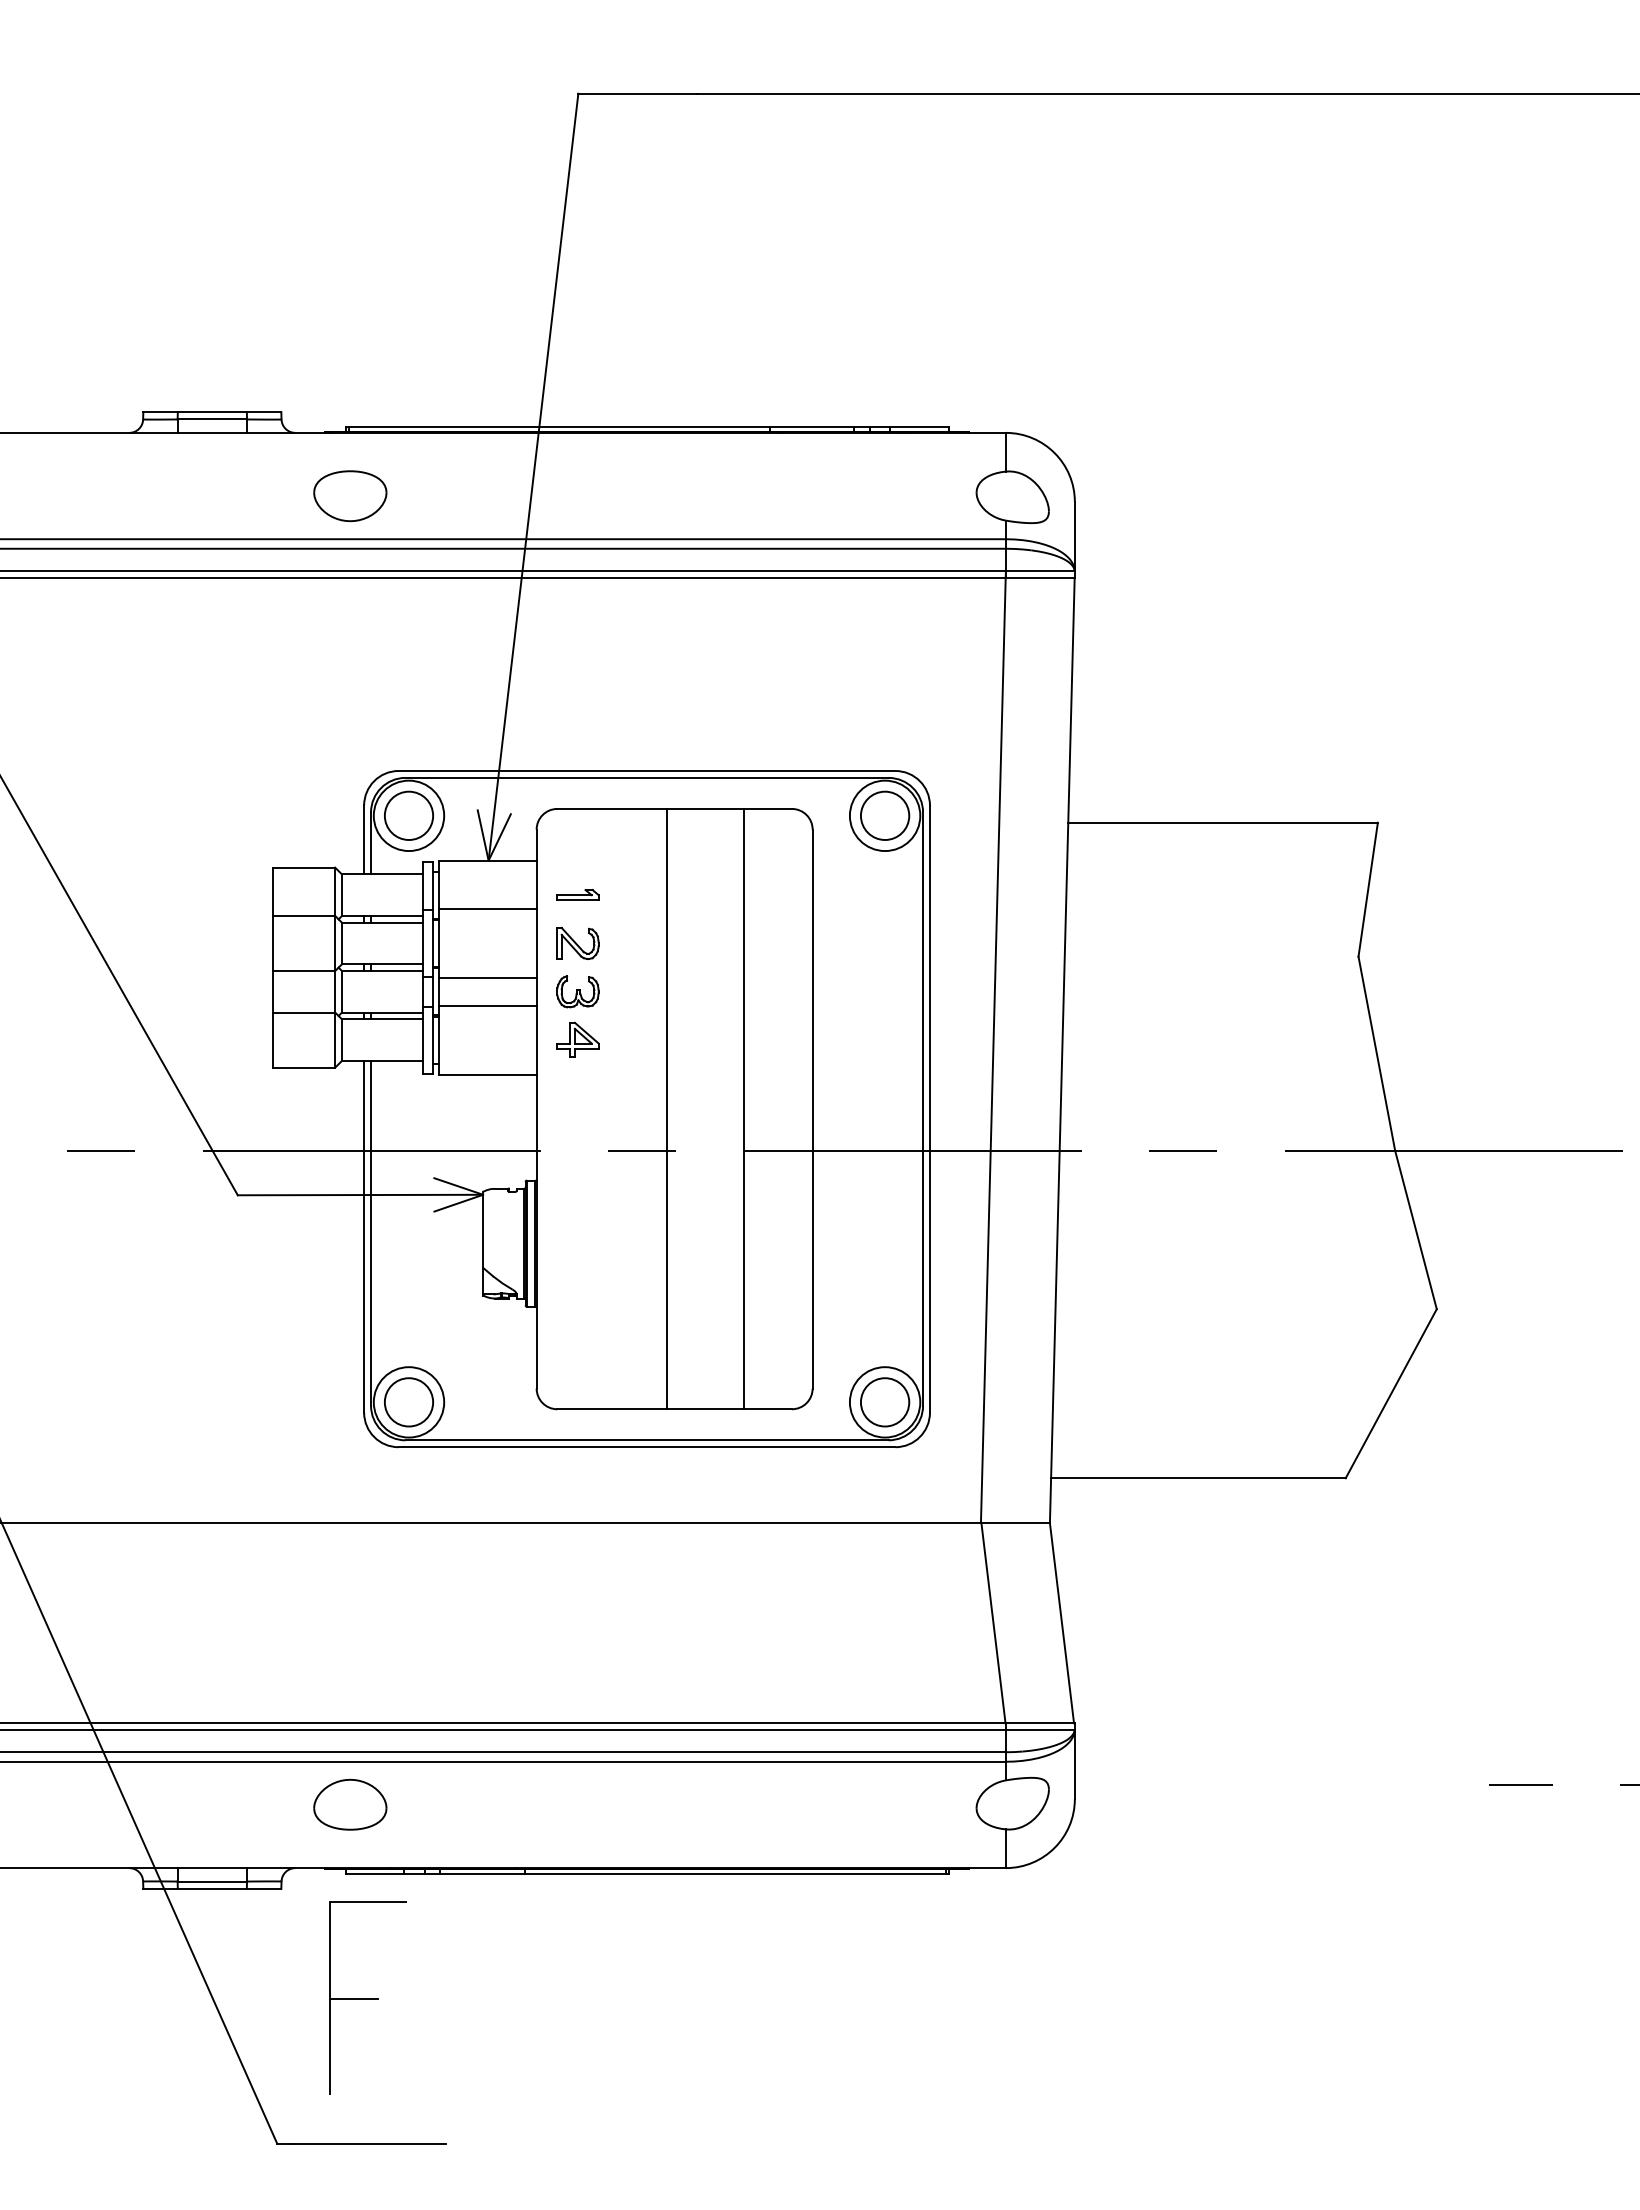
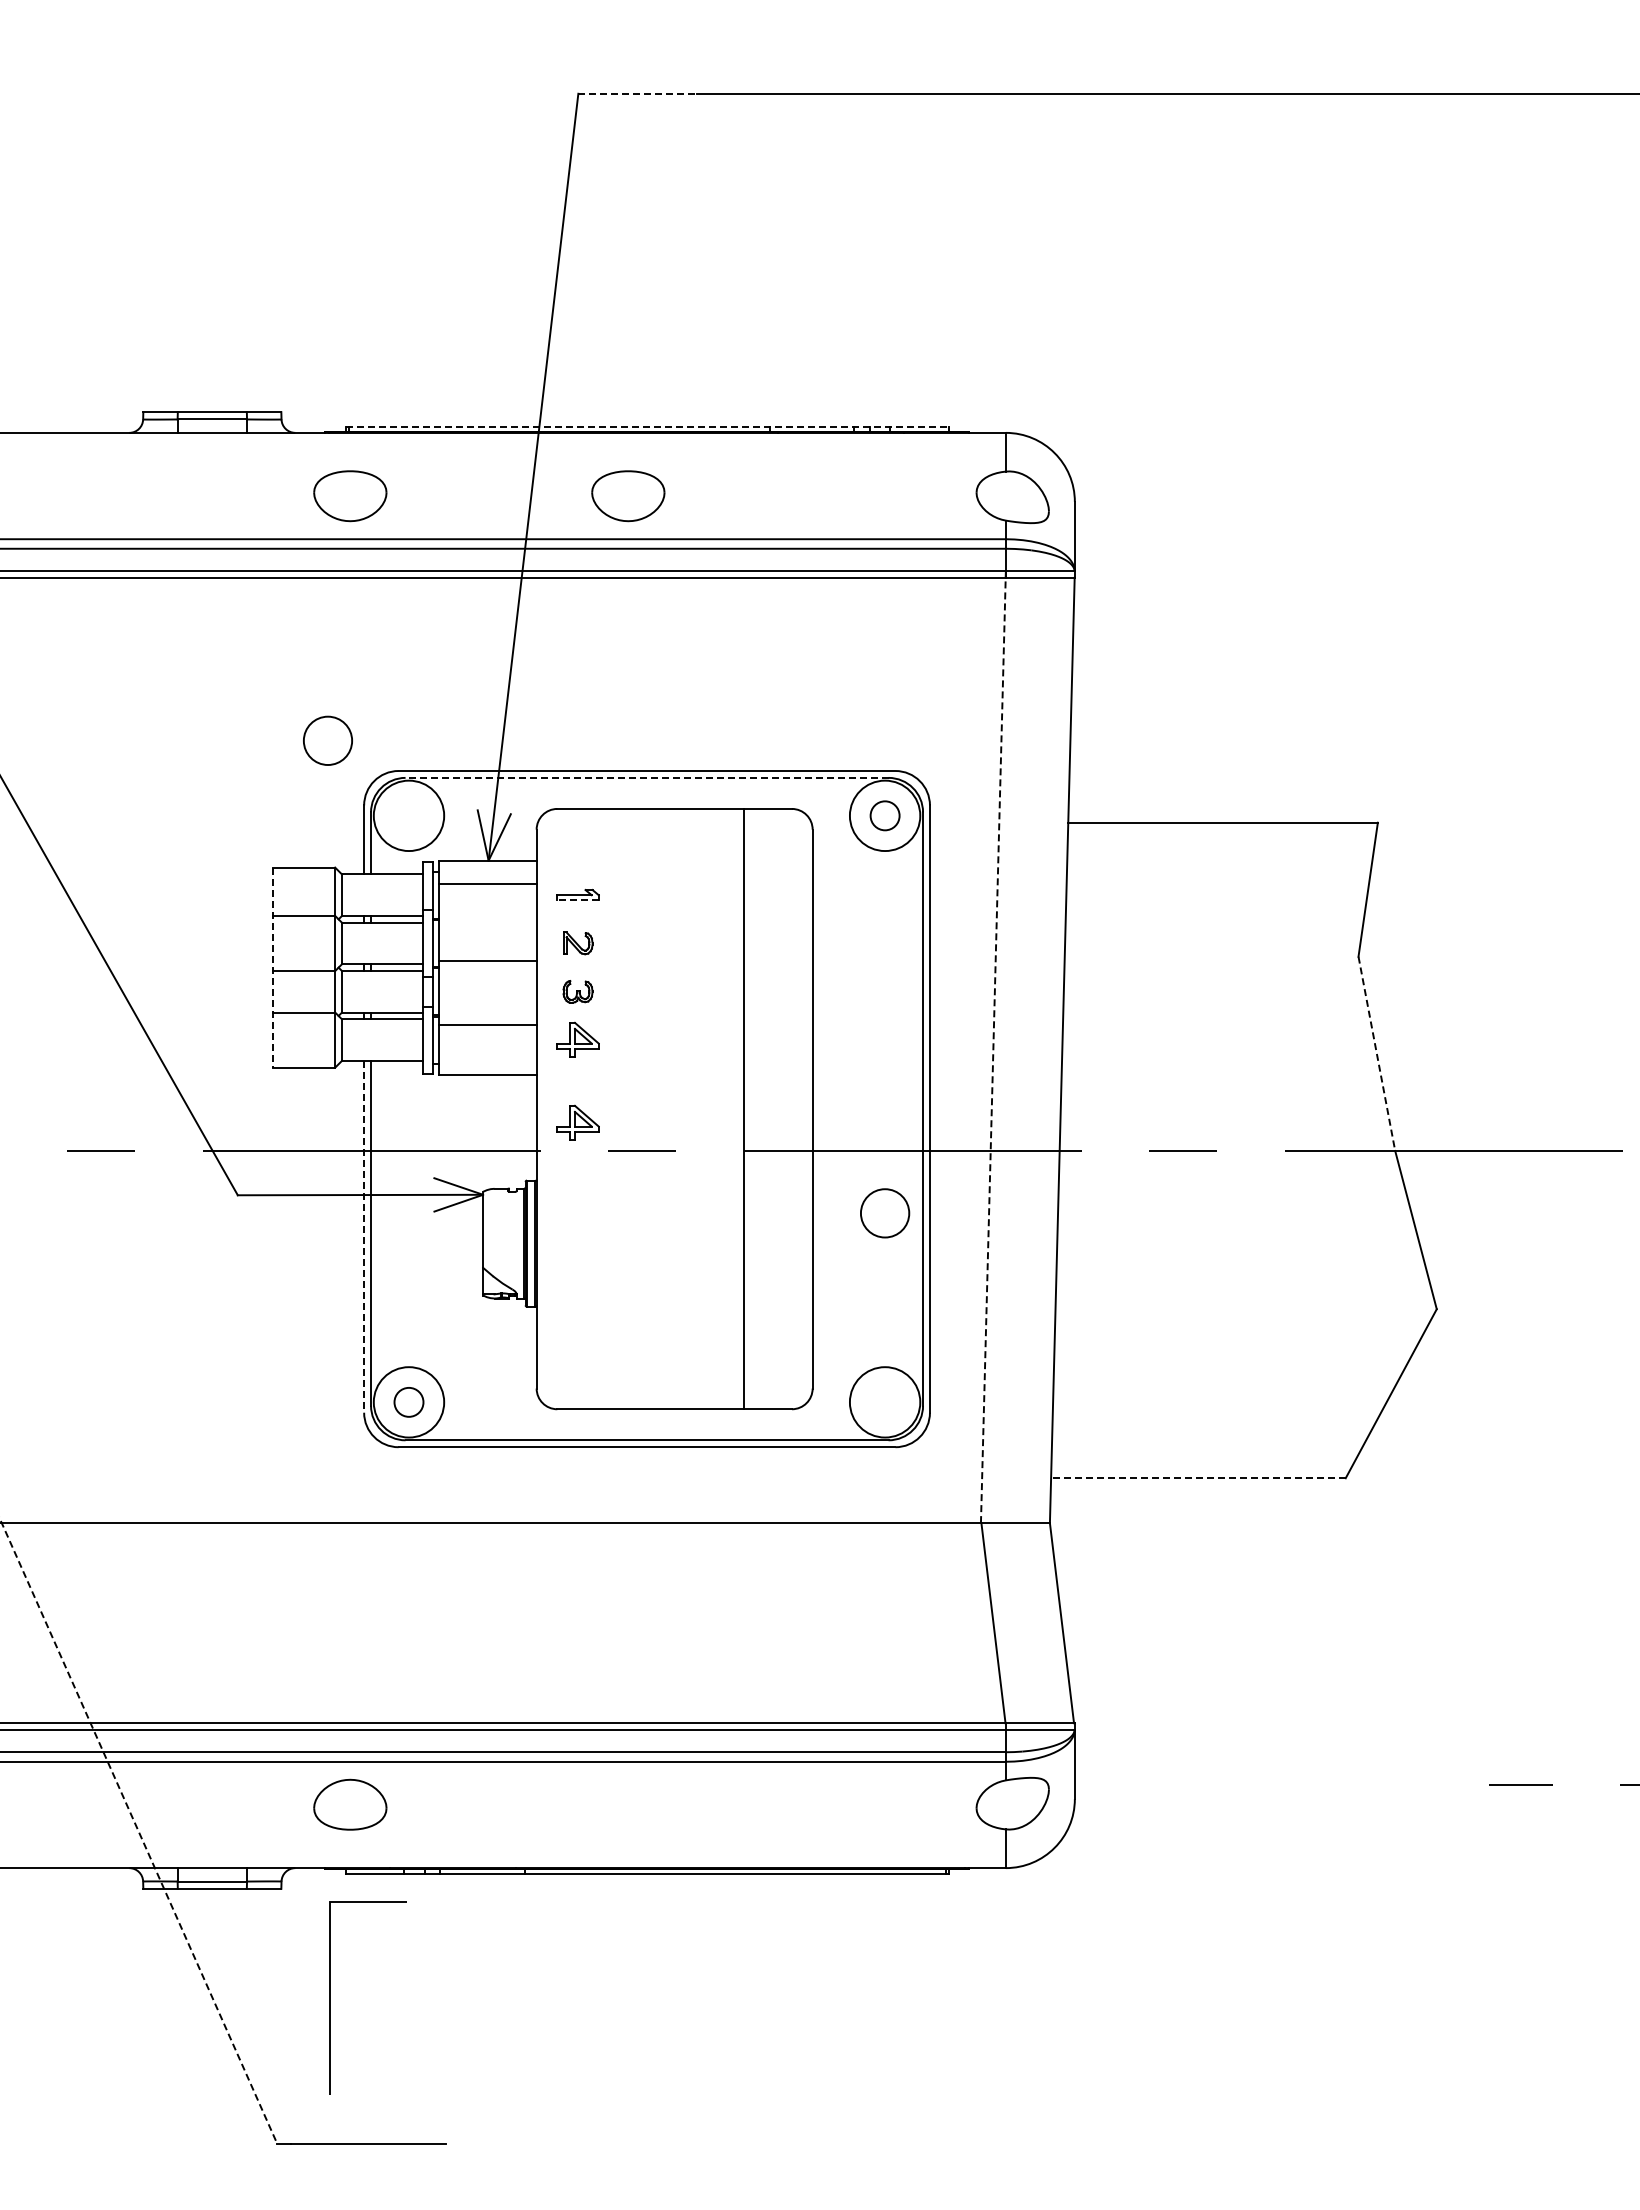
line: solid -> dashed (638, 93)
line: solid -> dashed (647, 427)
part: none -> present (628, 496)
line: solid -> dashed (647, 777)
circle position: (408, 815) -> (327, 740) (327, 740)
circle diameter: 48 px -> 29 px (884, 815)
line: solid -> dashed (578, 900)
line position: (487, 909) -> (487, 884) (487, 884)
part size: 44x34 px -> 31x25 px (578, 943)
line: solid -> dashed (273, 968)
line position: (487, 978) -> (487, 961) (487, 961)
part size: 44x34 px -> 32x24 px (577, 991)
line position: (487, 1005) -> (487, 1024) (487, 1024)
line: solid -> dashed (993, 1046)
line: solid -> dashed (1376, 1053)
line: present -> none (667, 1108)
part: none -> present (577, 1122)
line: solid -> dashed (364, 1236)
circle diameter: 48 px -> 29 px (408, 1401)
circle position: (885, 1402) -> (885, 1213) (885, 1213)
line: solid -> dashed (1197, 1478)
line: solid -> dashed (138, 1831)
line: present -> none (353, 1998)
